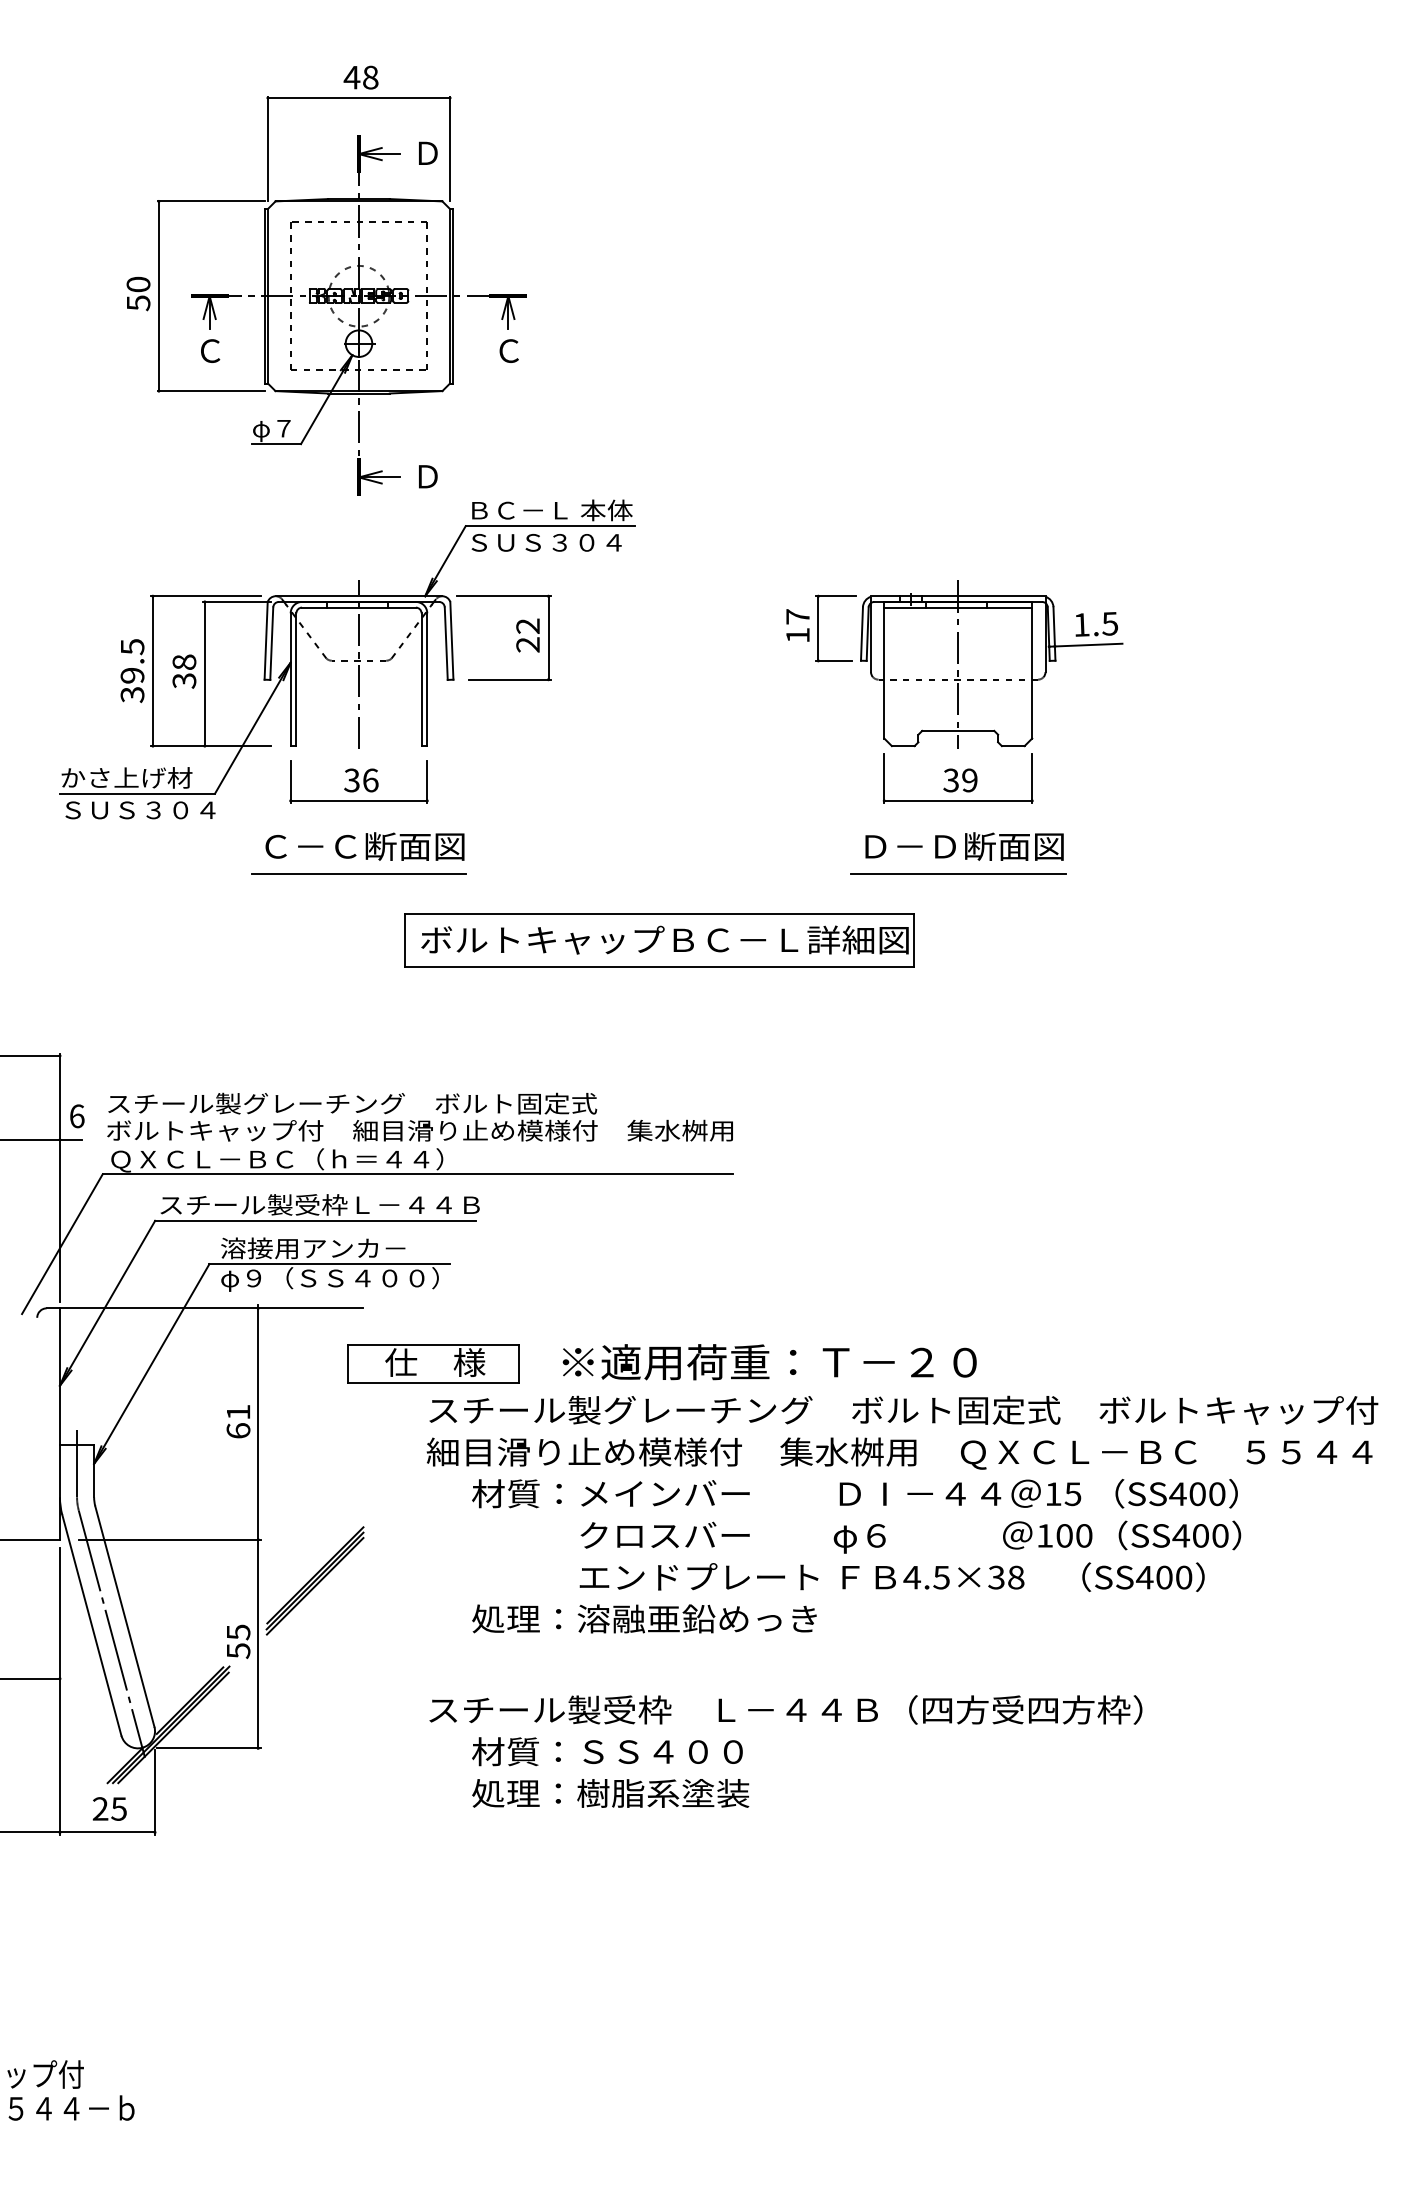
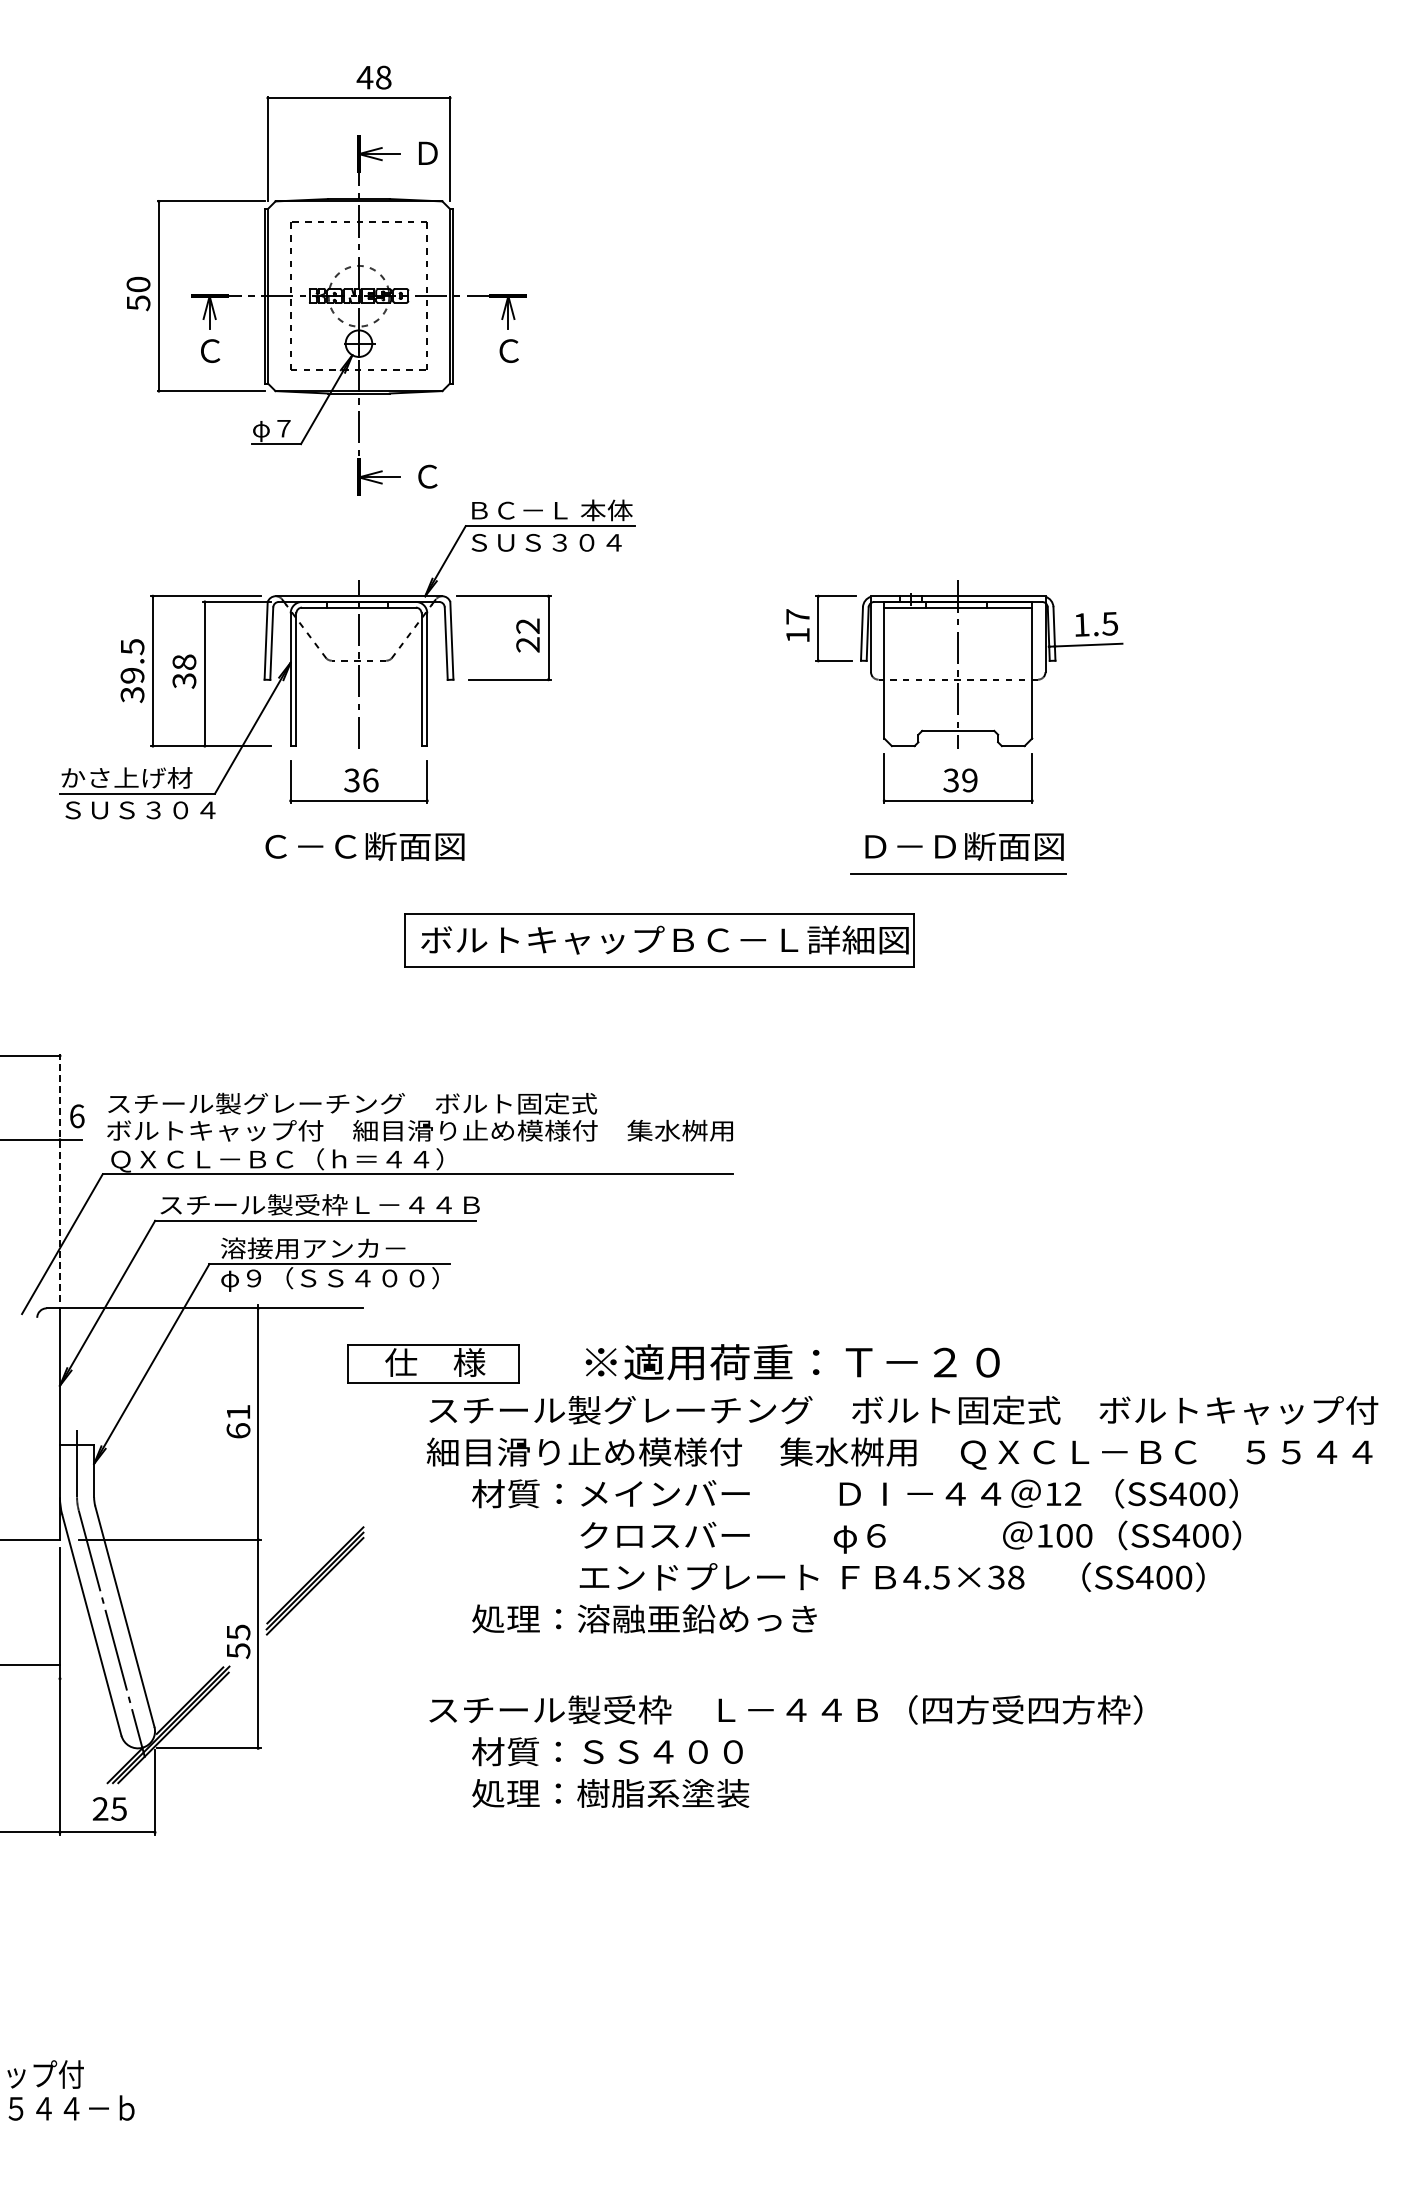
text position: (360, 77) -> (373, 77) (373, 77)
text: Ｄ -> Ｃ (427, 476)
line: present -> none (358, 874)
line: solid -> dashed (59, 1177)
text position: (769, 1362) -> (792, 1362) (792, 1362)
text: 15 -> 12 (1072, 1494)
line position: (30, 1678) -> (30, 1664) (30, 1664)
